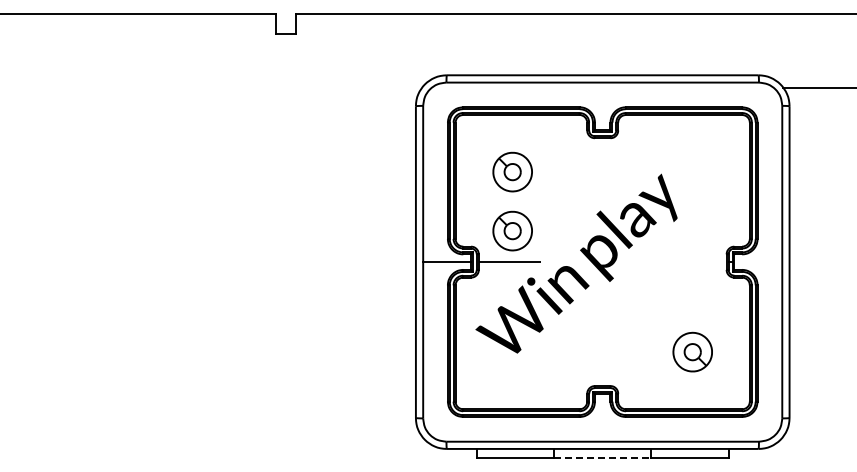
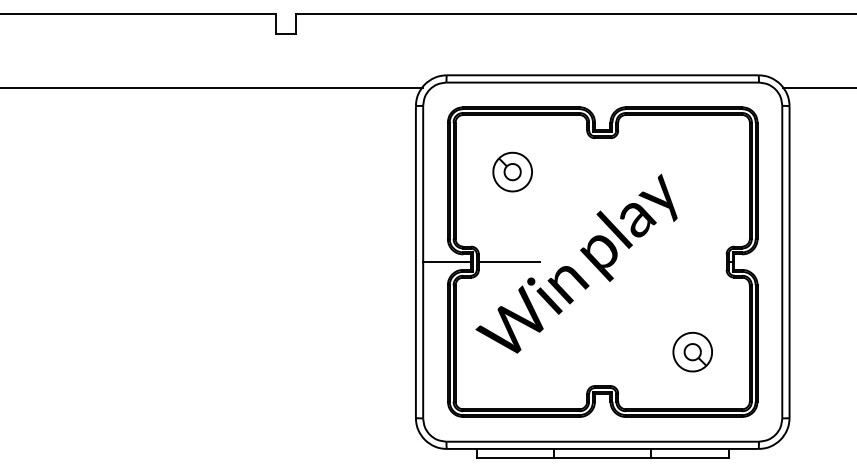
line: none -> present (212, 87)
part: present -> none (512, 230)
line: dashed -> solid (603, 457)
